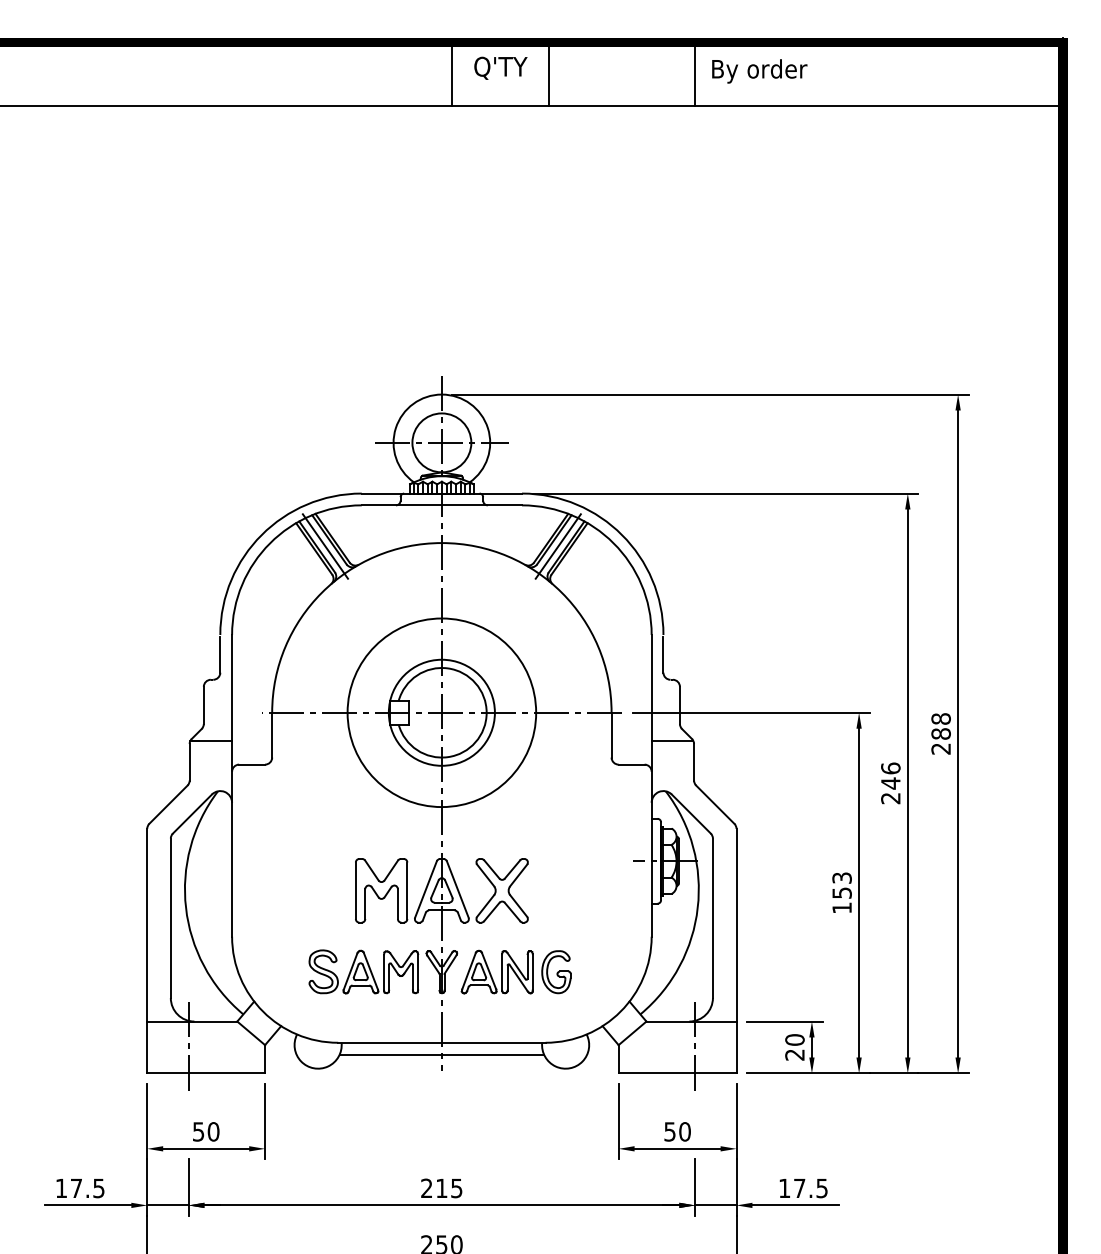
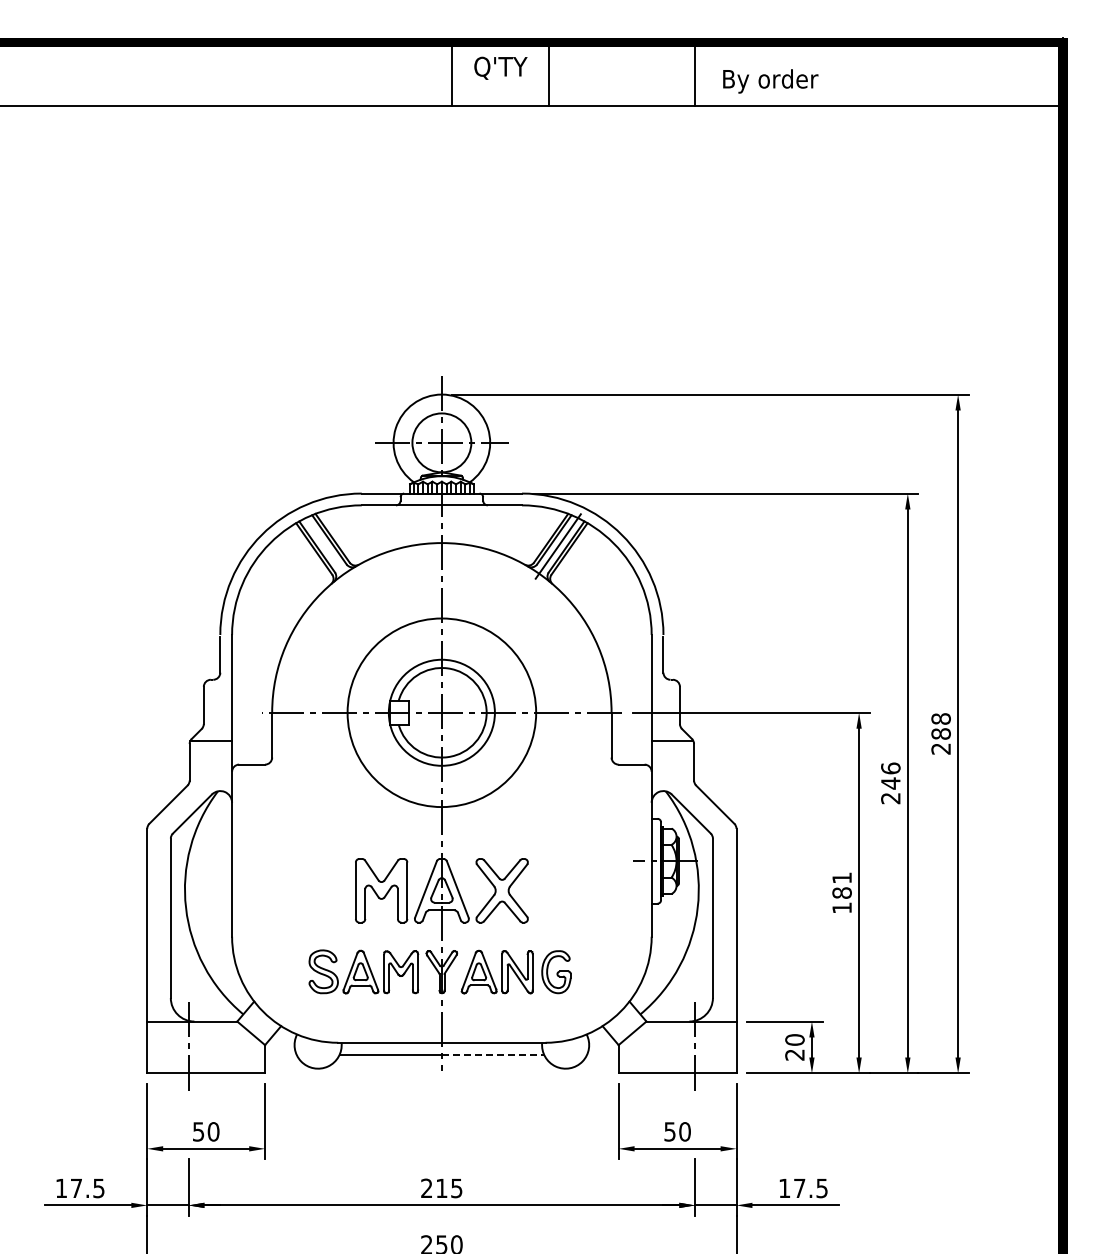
text position: (759, 71) -> (770, 81) (770, 81)
line: present -> none (325, 546)
text: 153 -> 181 (841, 885)
line: solid -> dashed (493, 1054)
